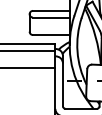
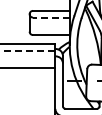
line: solid -> dashed (50, 17)
line: solid -> dashed (27, 50)
